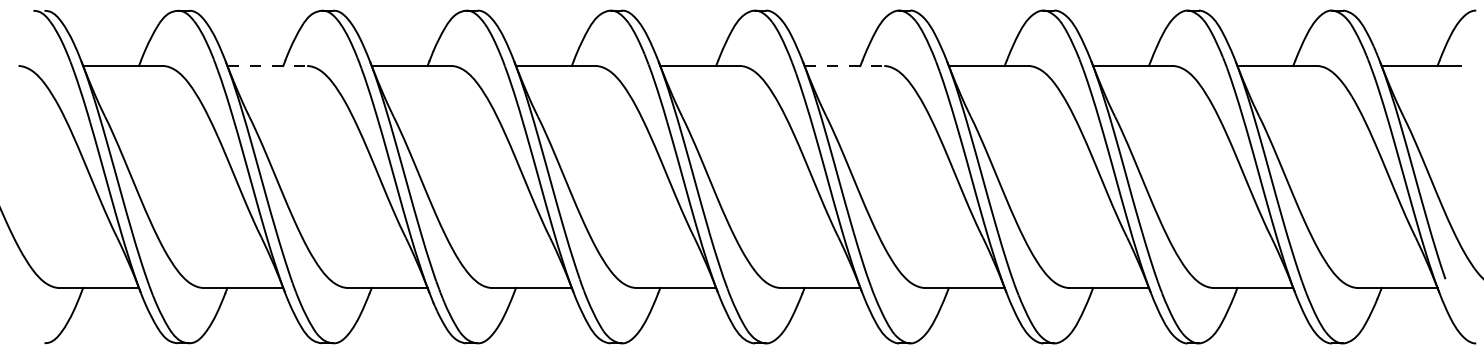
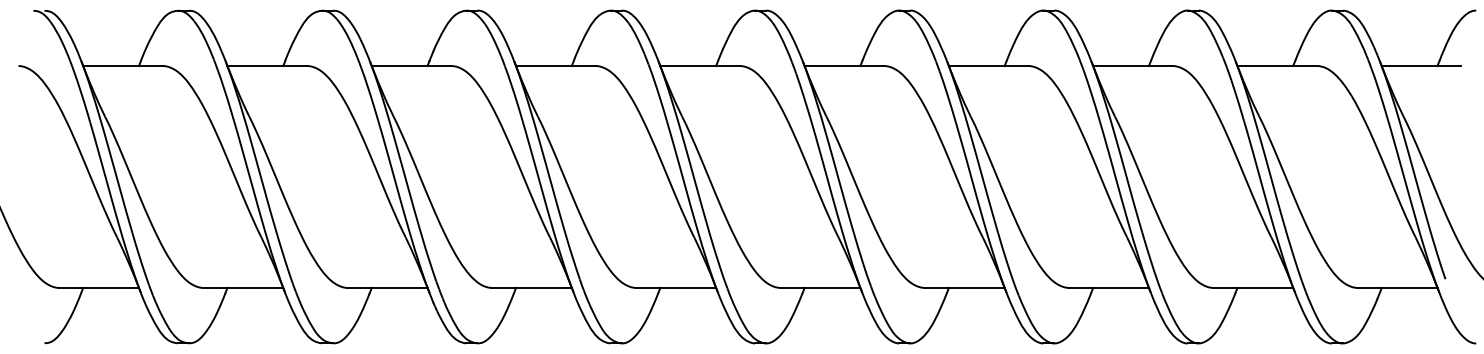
line: dashed -> solid (267, 66)
line: dashed -> solid (844, 66)
